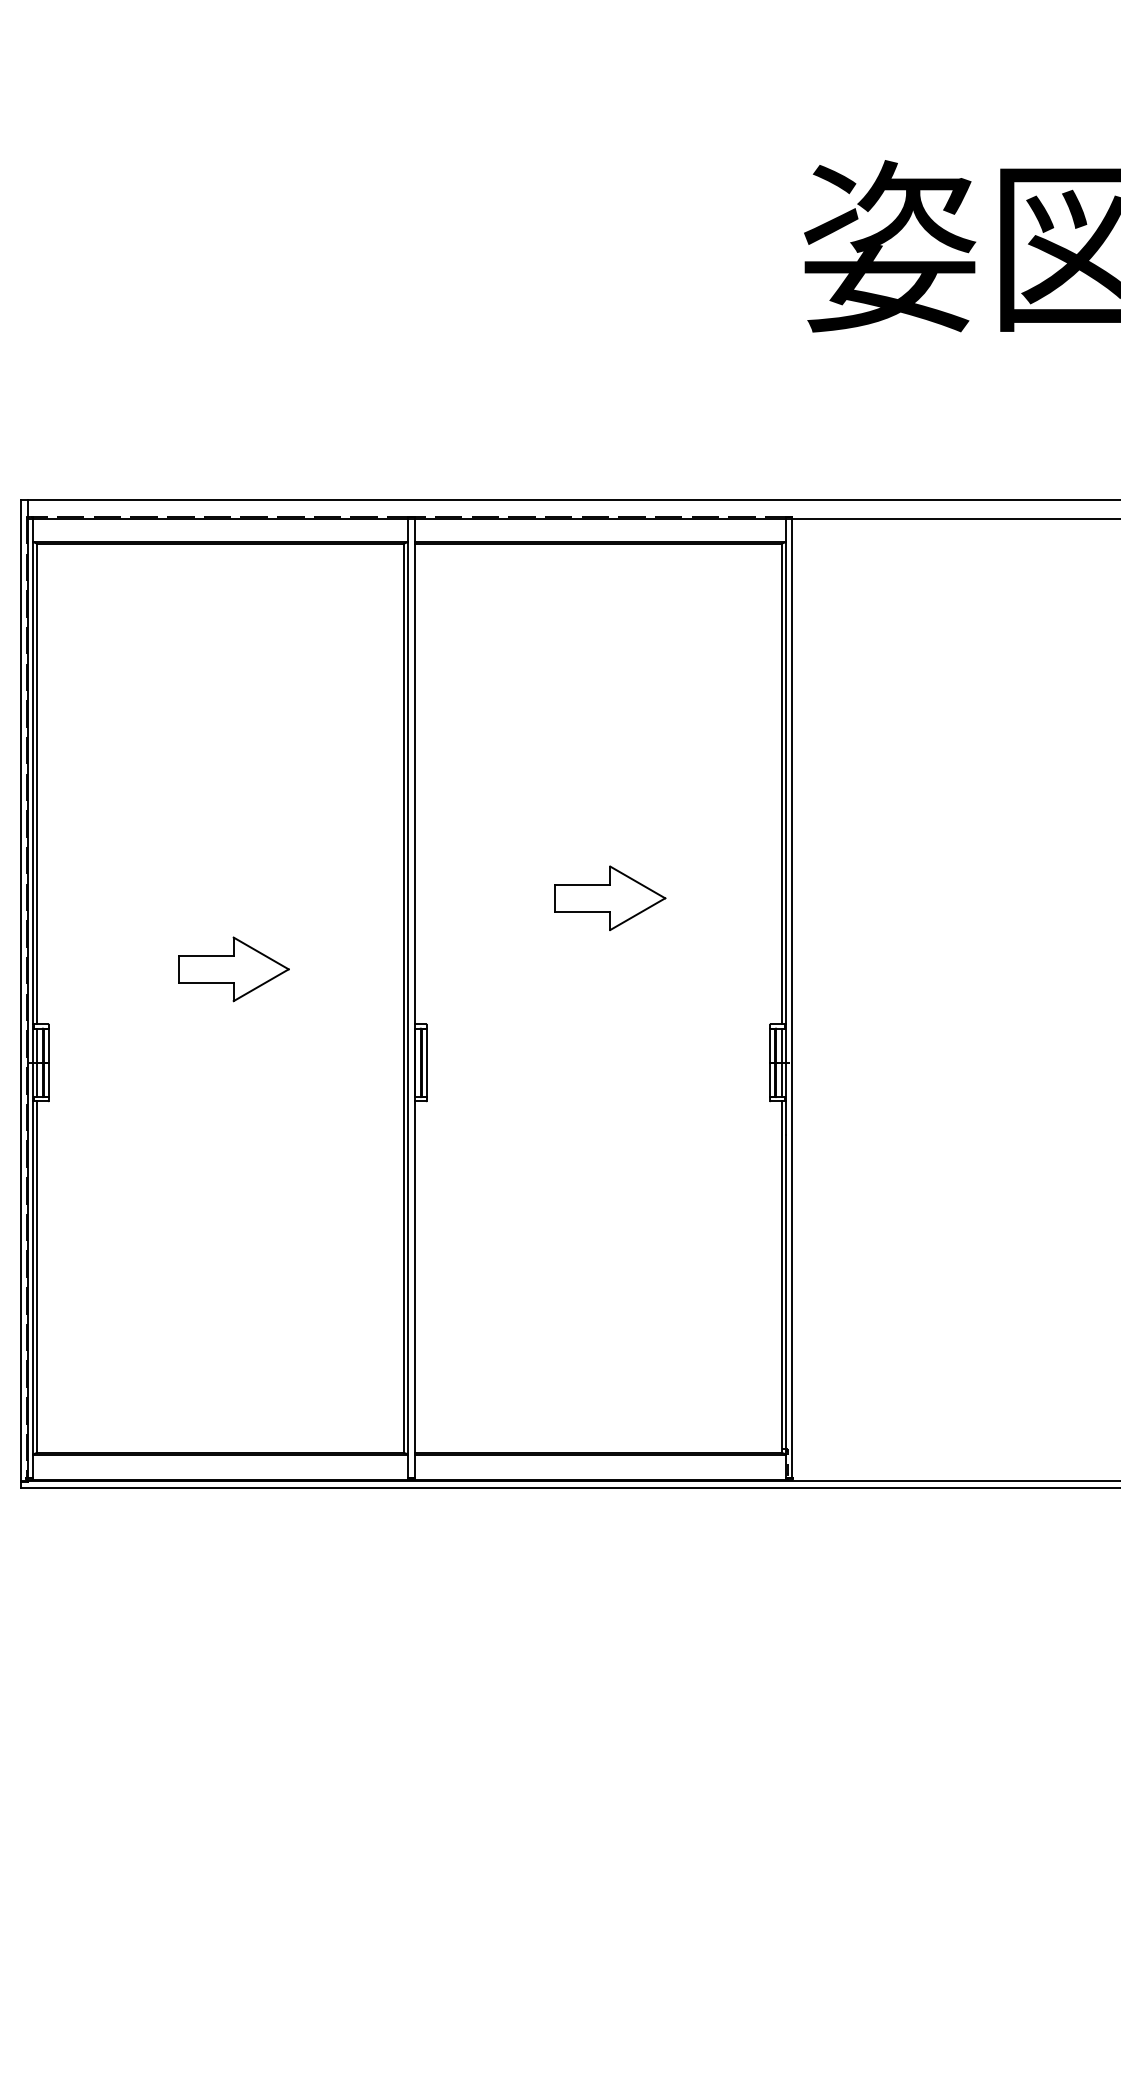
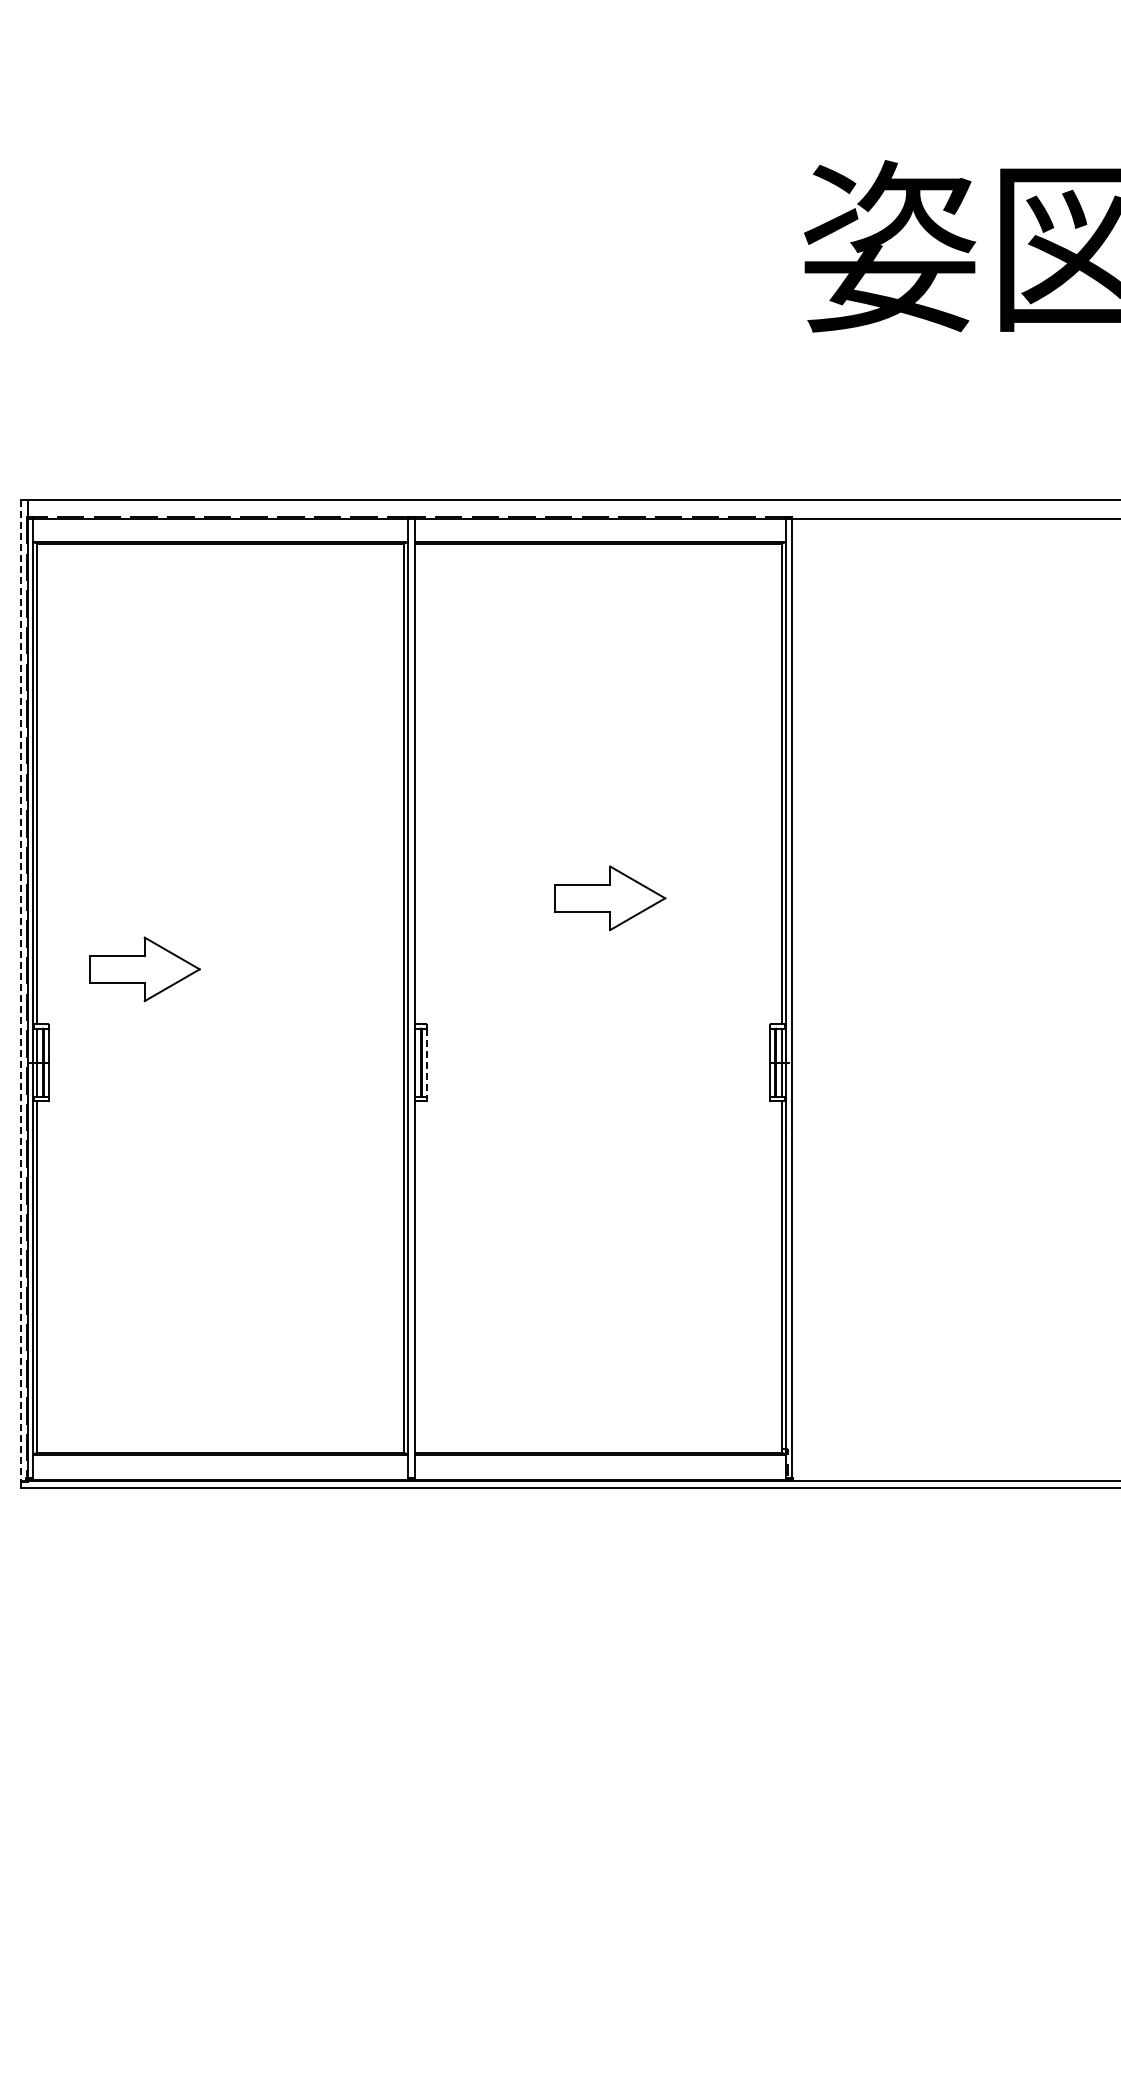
part position: (233, 969) -> (144, 969) (144, 969)
line: solid -> dashed (21, 991)
line: solid -> dashed (426, 1063)
